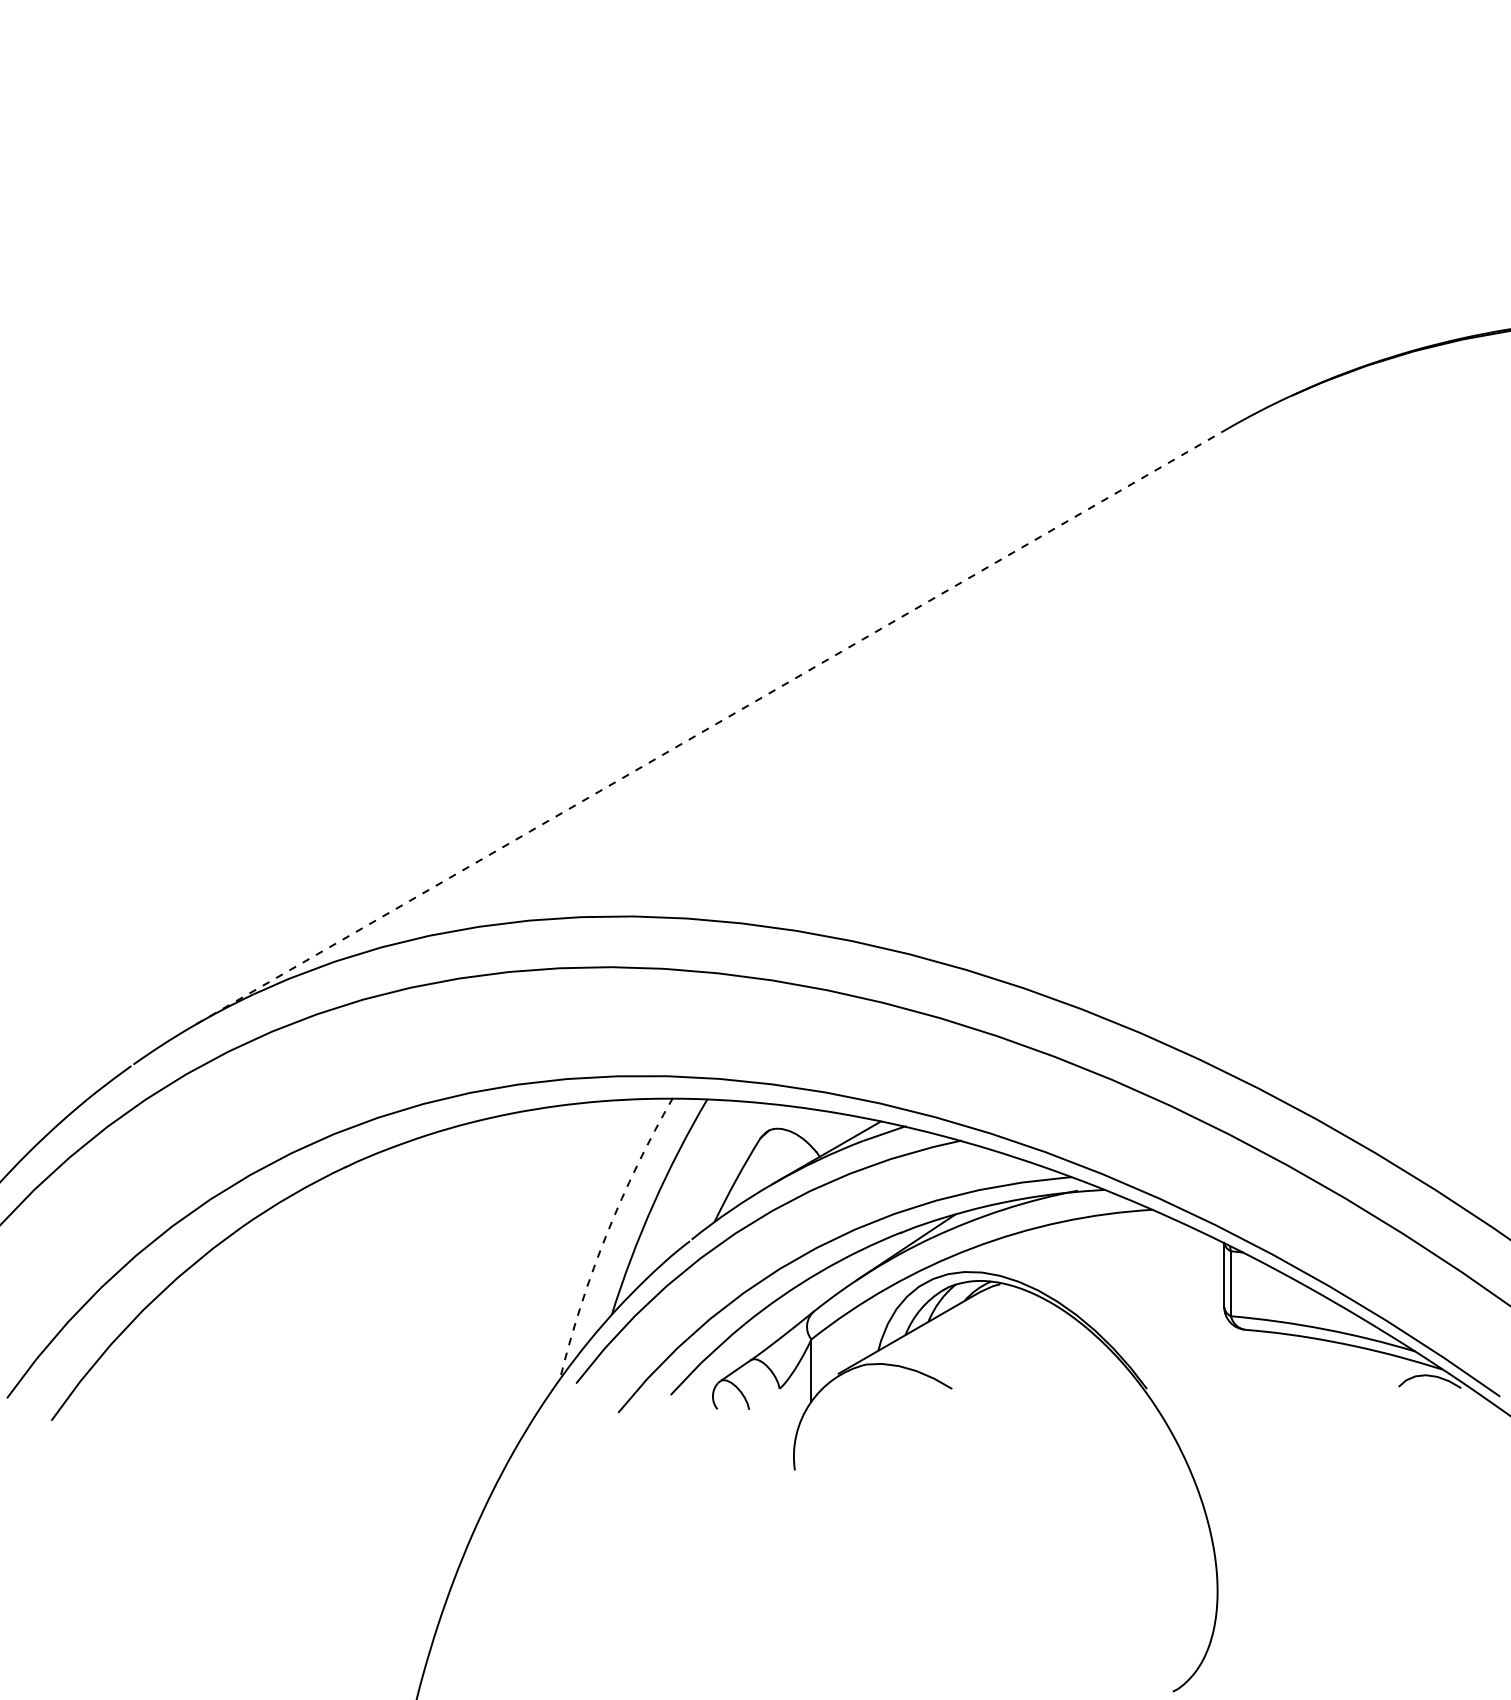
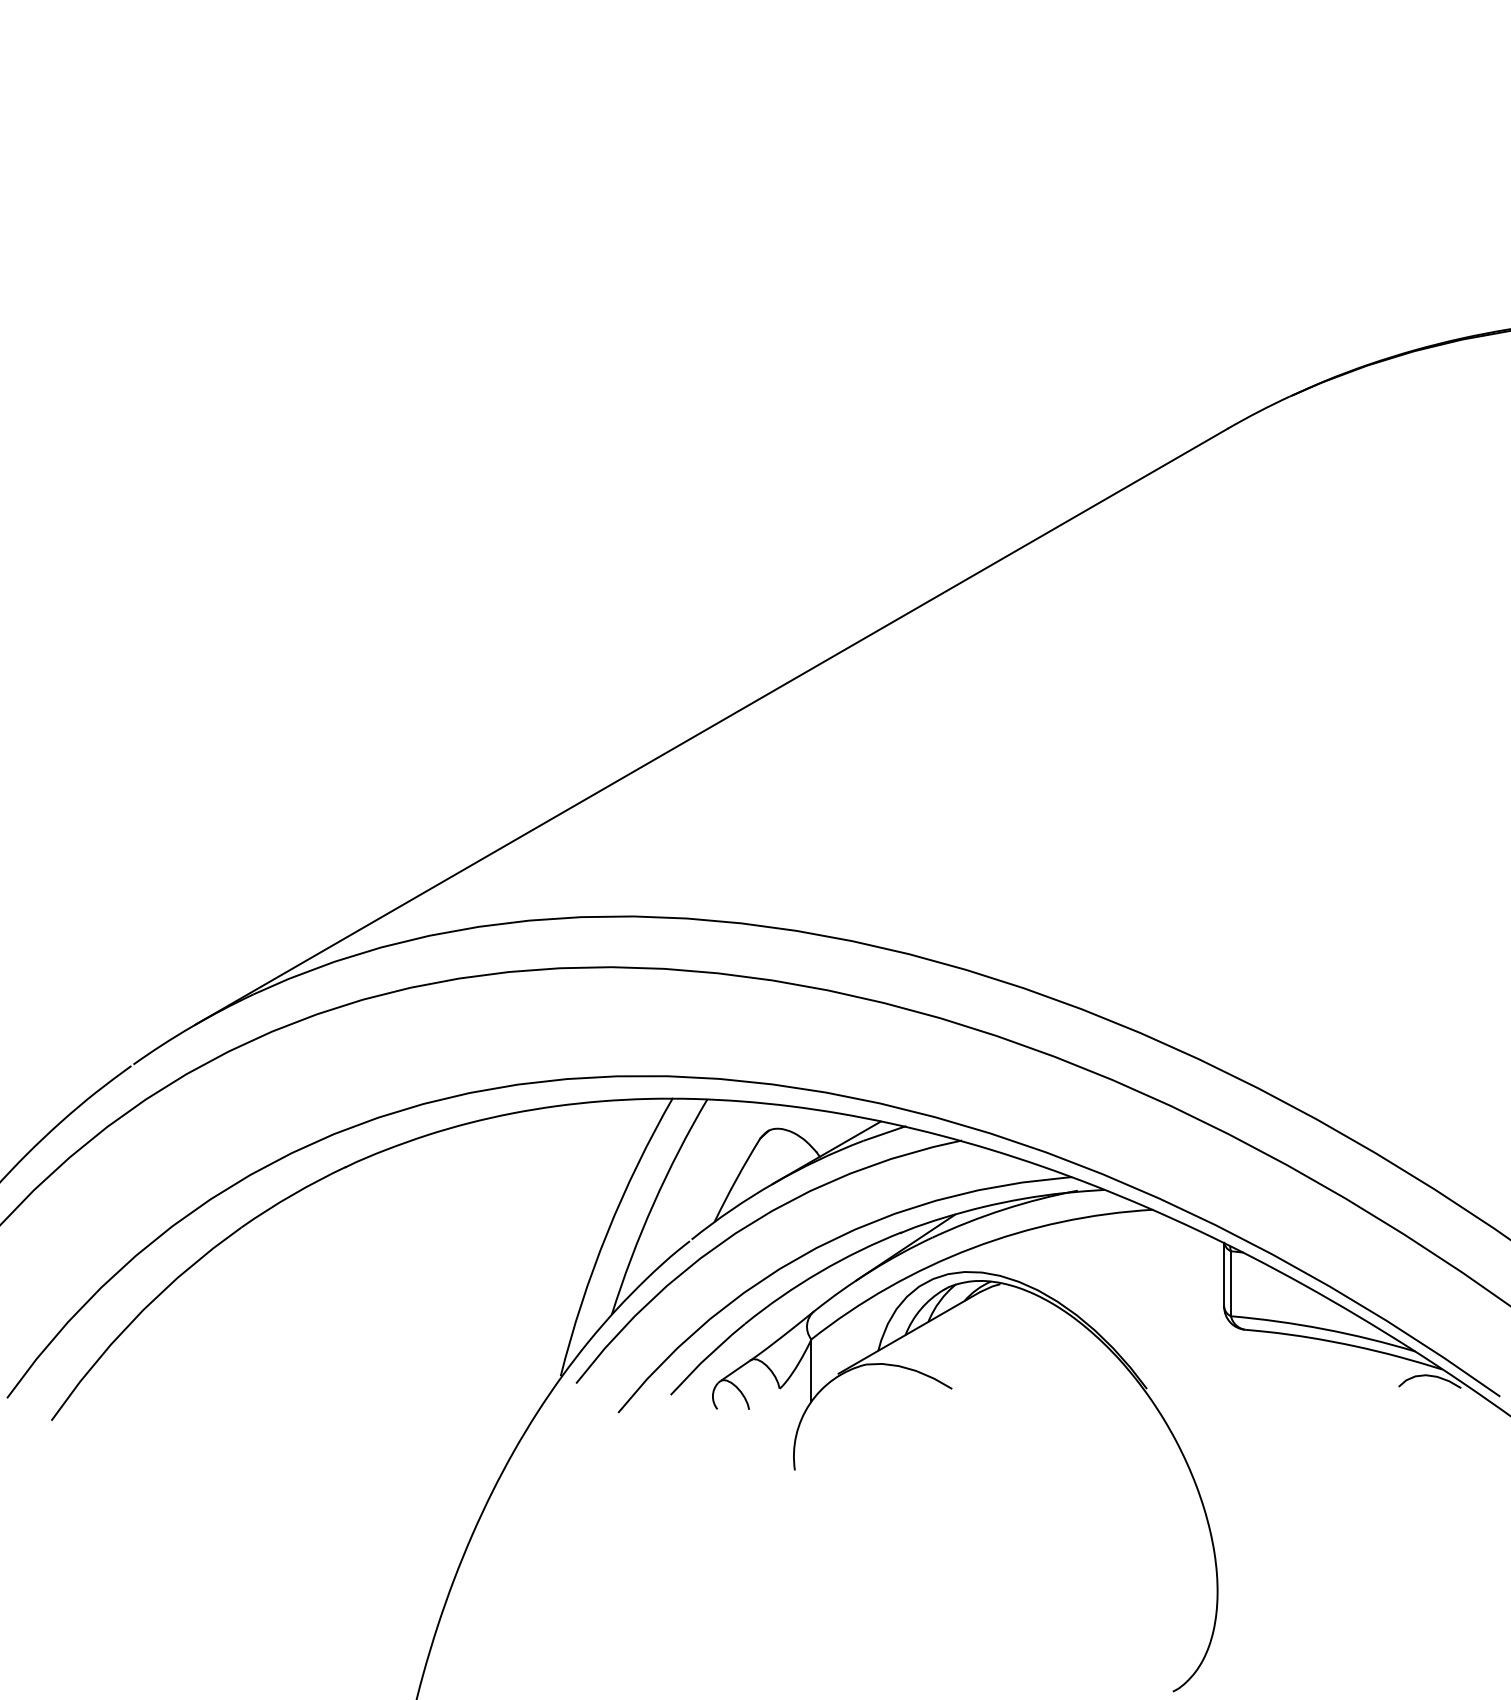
line: dashed -> solid (711, 726)
arc: dashed -> solid (607, 1233)
